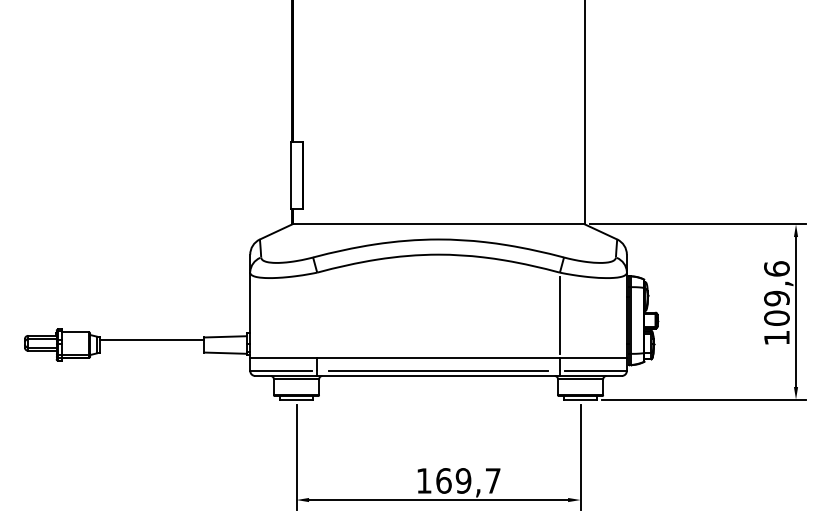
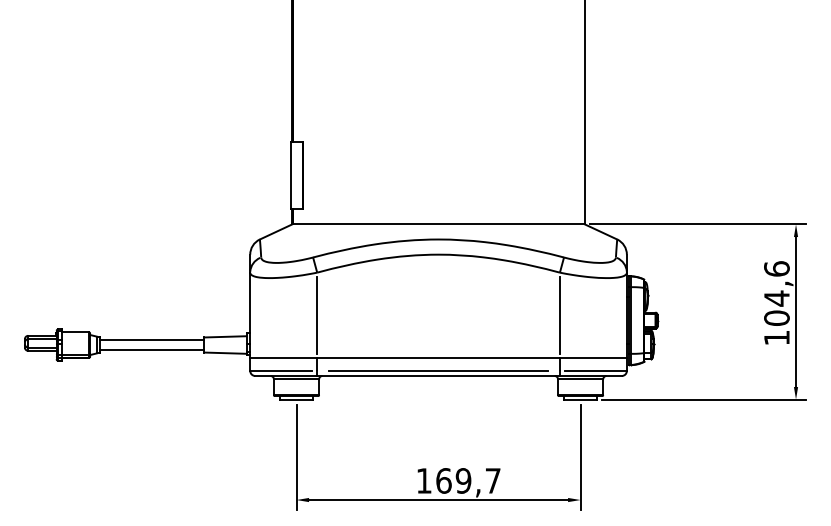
text: 109,6 -> 104,6 (776, 298)
line: none -> present (317, 315)
line: none -> present (152, 350)
